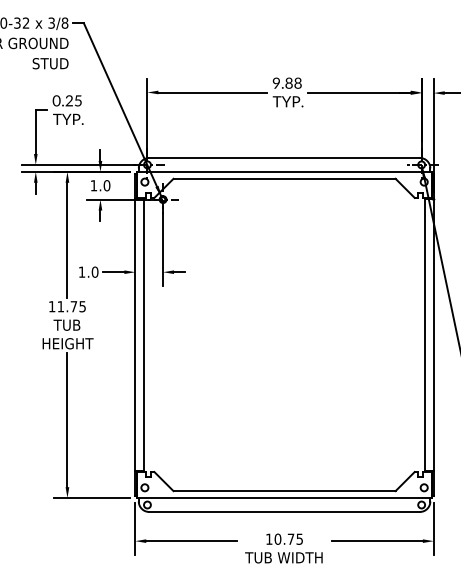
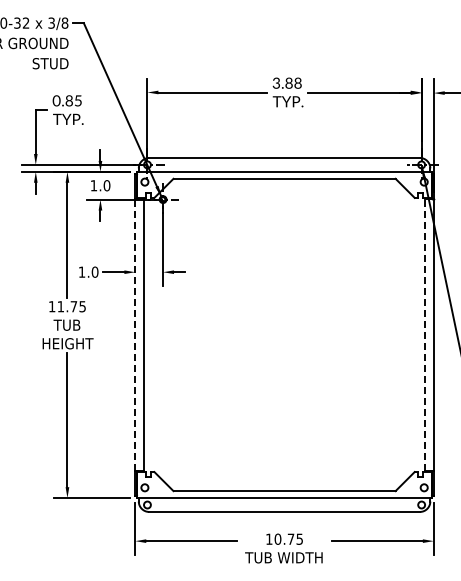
text: 9.88 -> 3.88 (275, 83)
text: 0.25 -> 0.85 (68, 101)
line: solid -> dashed (135, 334)
line: solid -> dashed (425, 334)
